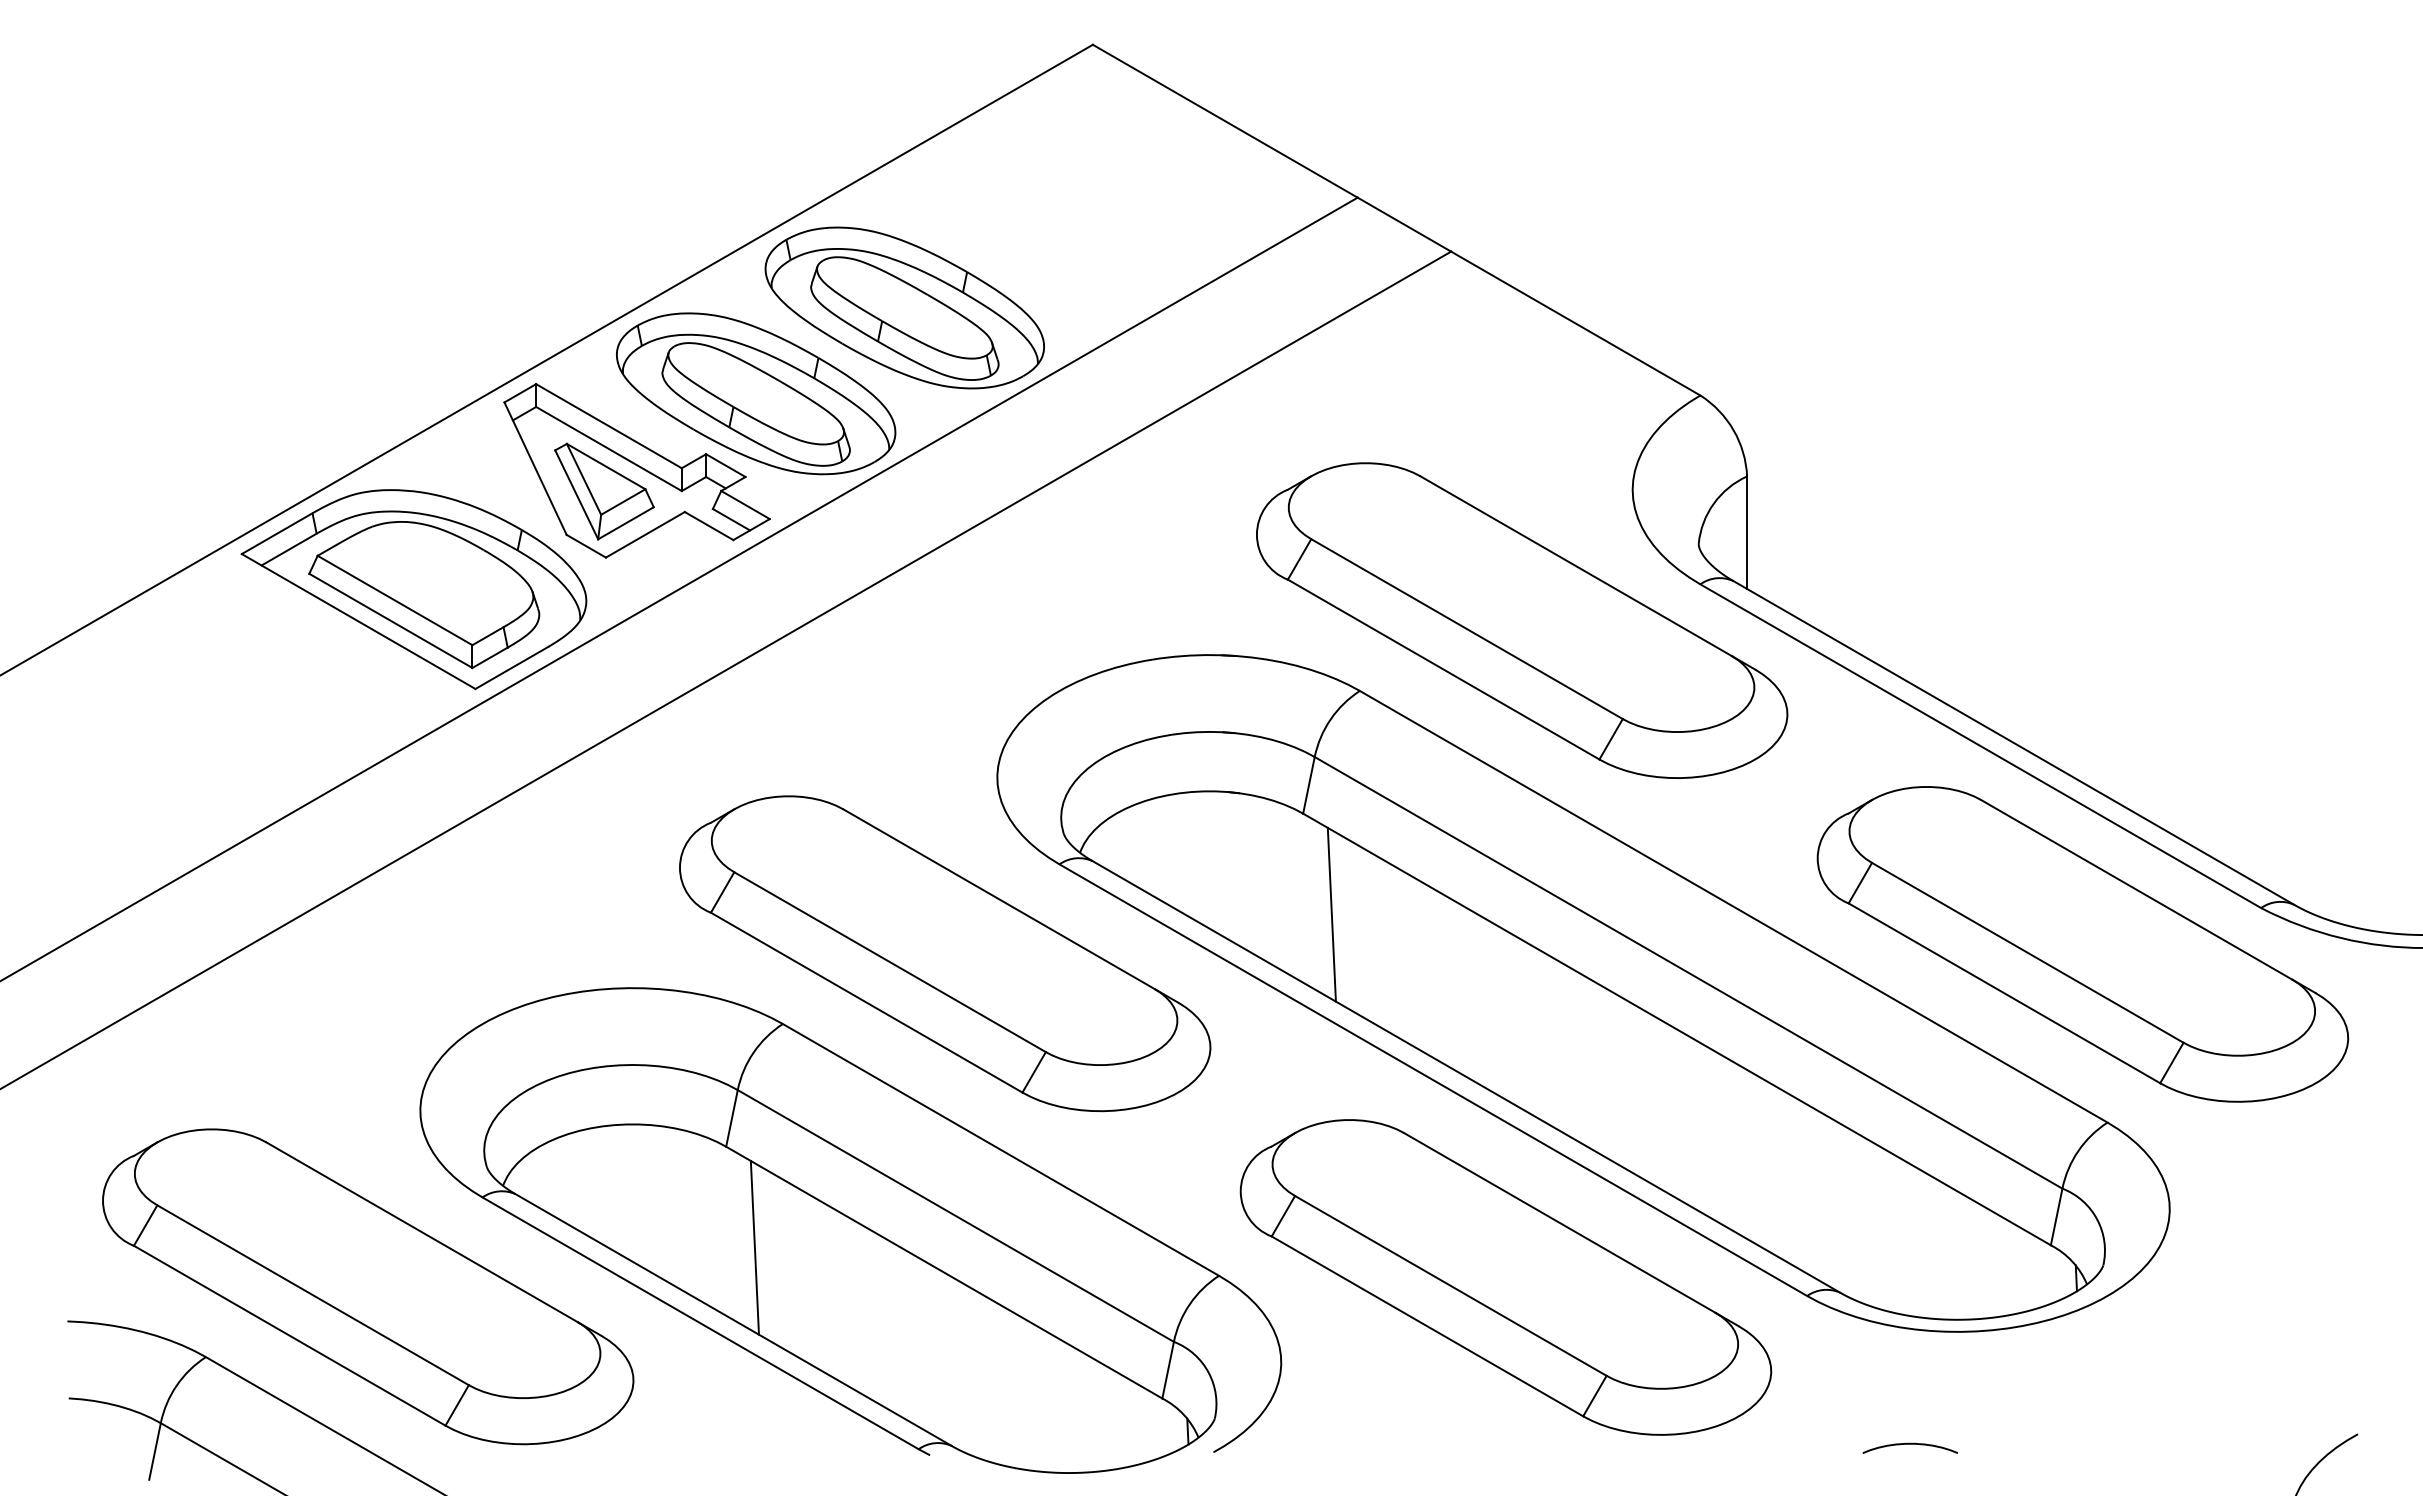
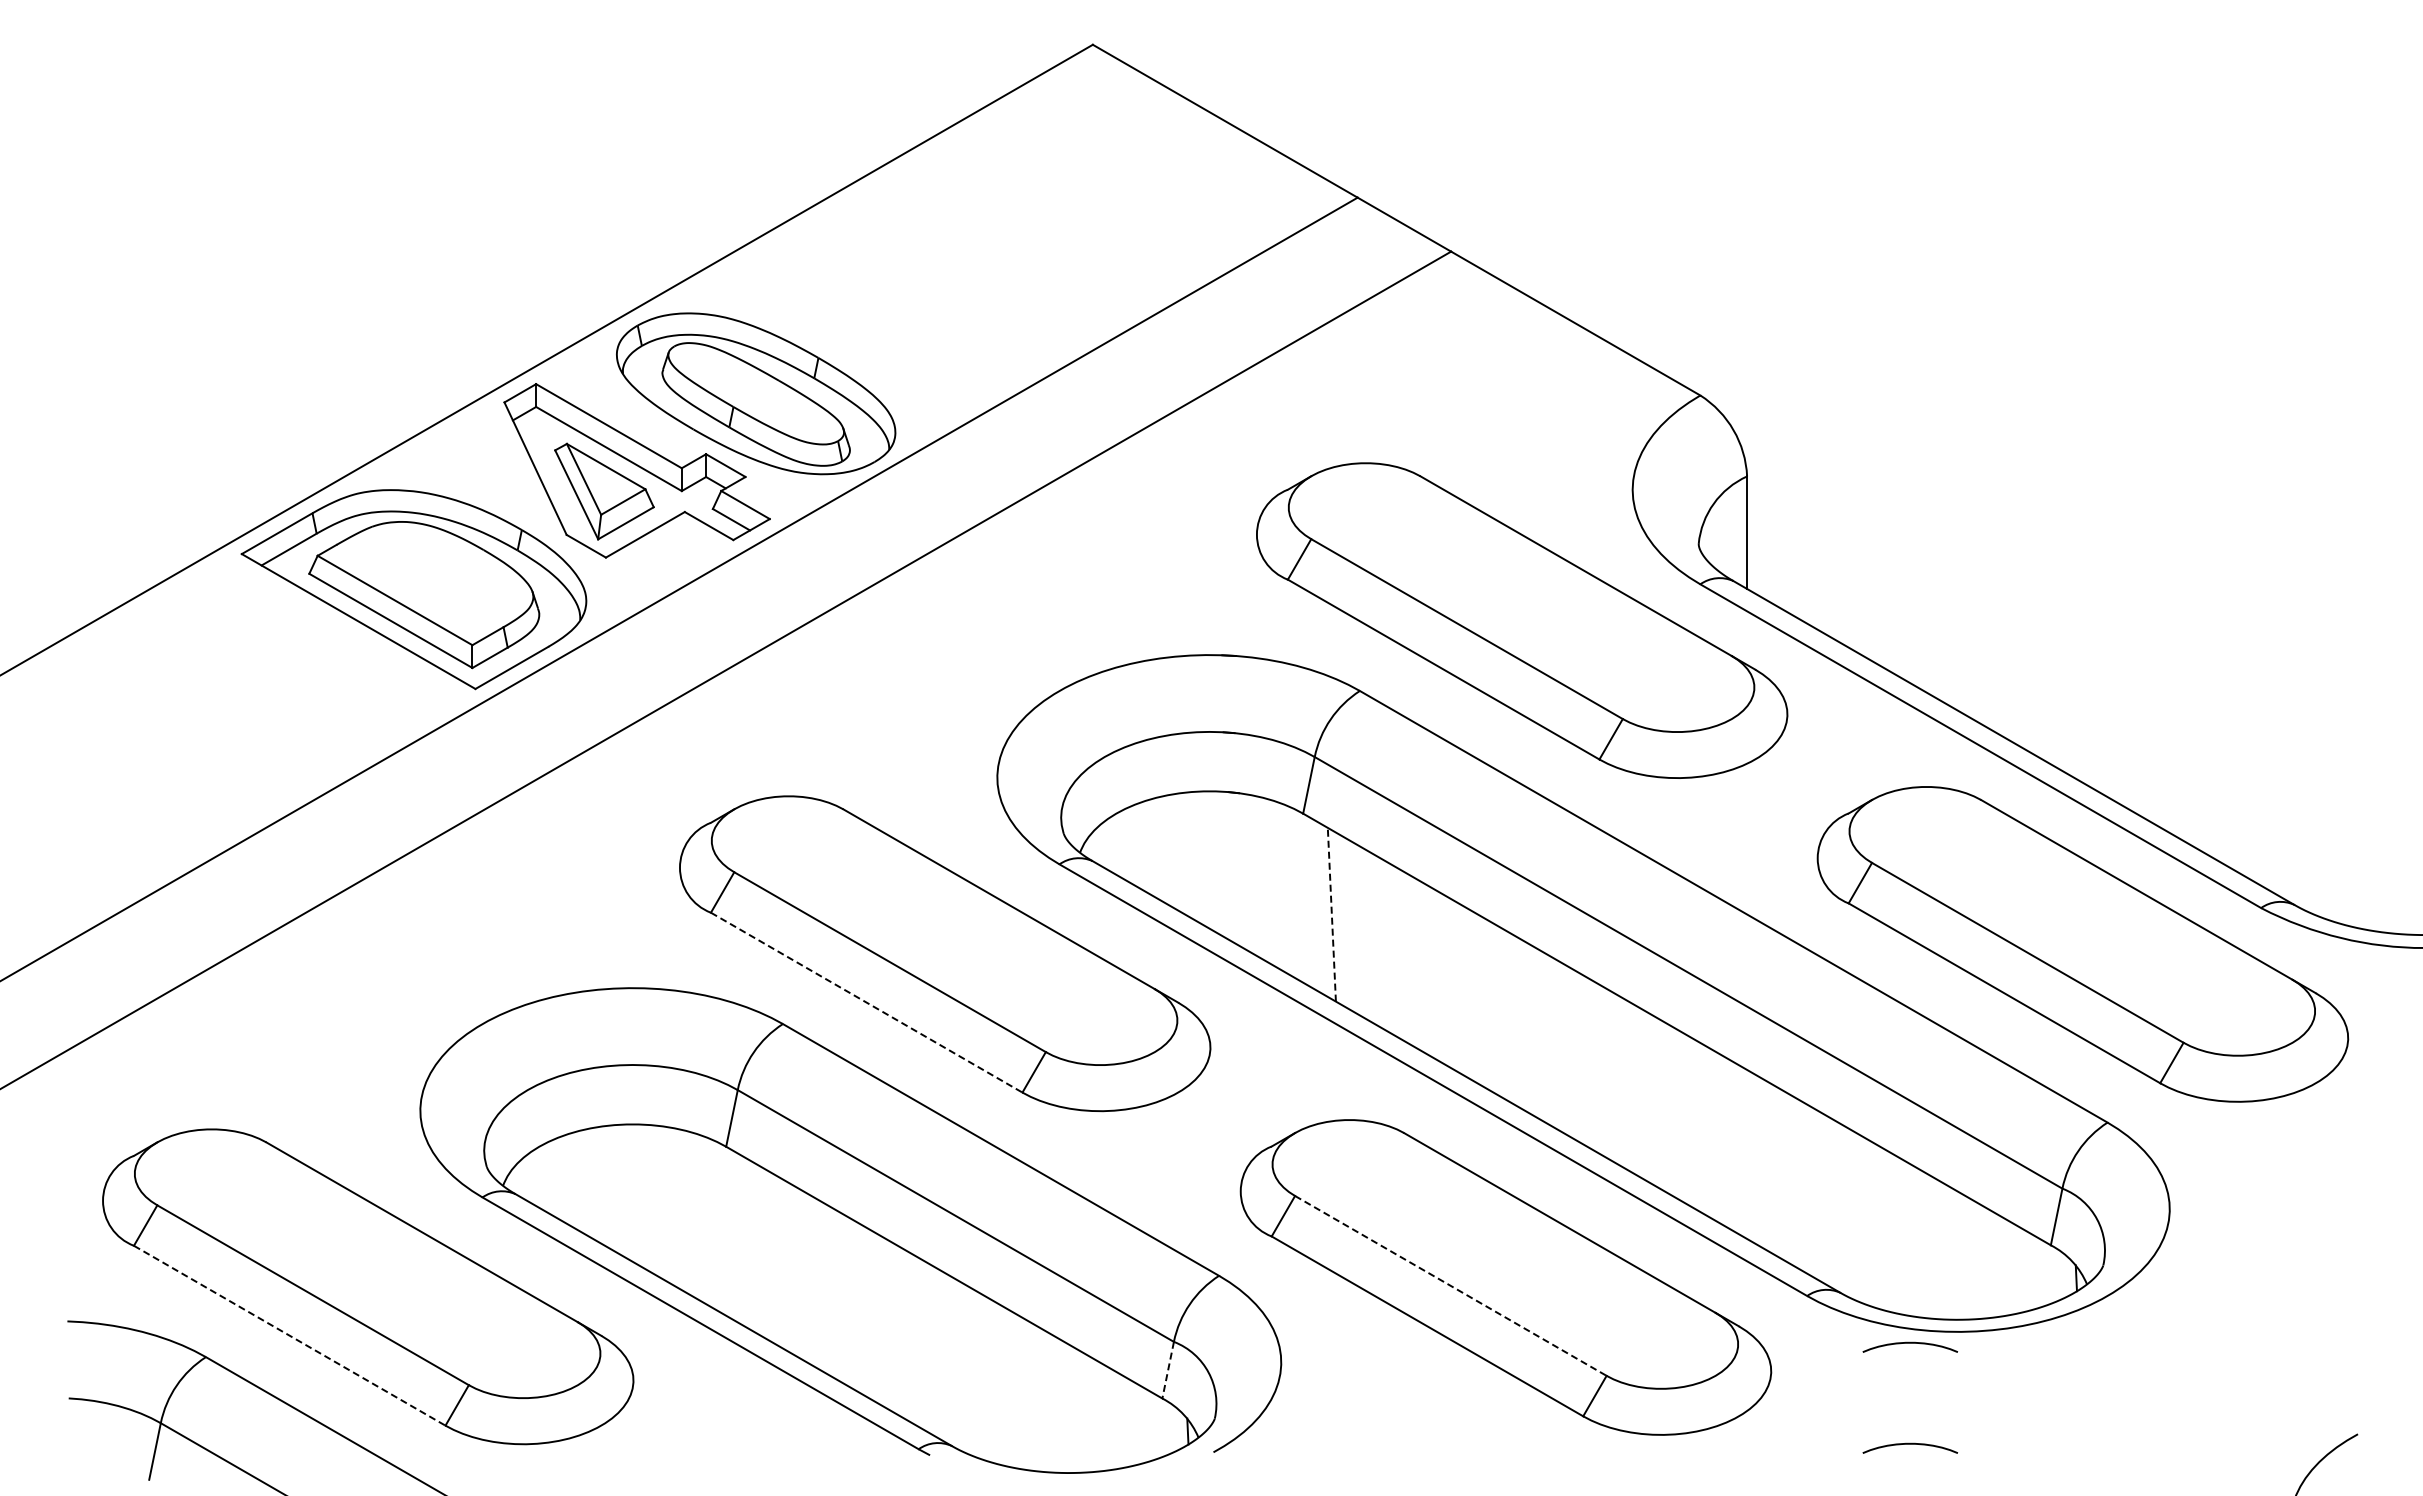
part: present -> none (904, 307)
line: solid -> dashed (1331, 914)
line: solid -> dashed (866, 1002)
line: present -> none (754, 1247)
line: solid -> dashed (1450, 1285)
line: solid -> dashed (289, 1335)
curve: none -> present (1909, 1343)
line: solid -> dashed (1168, 1370)
